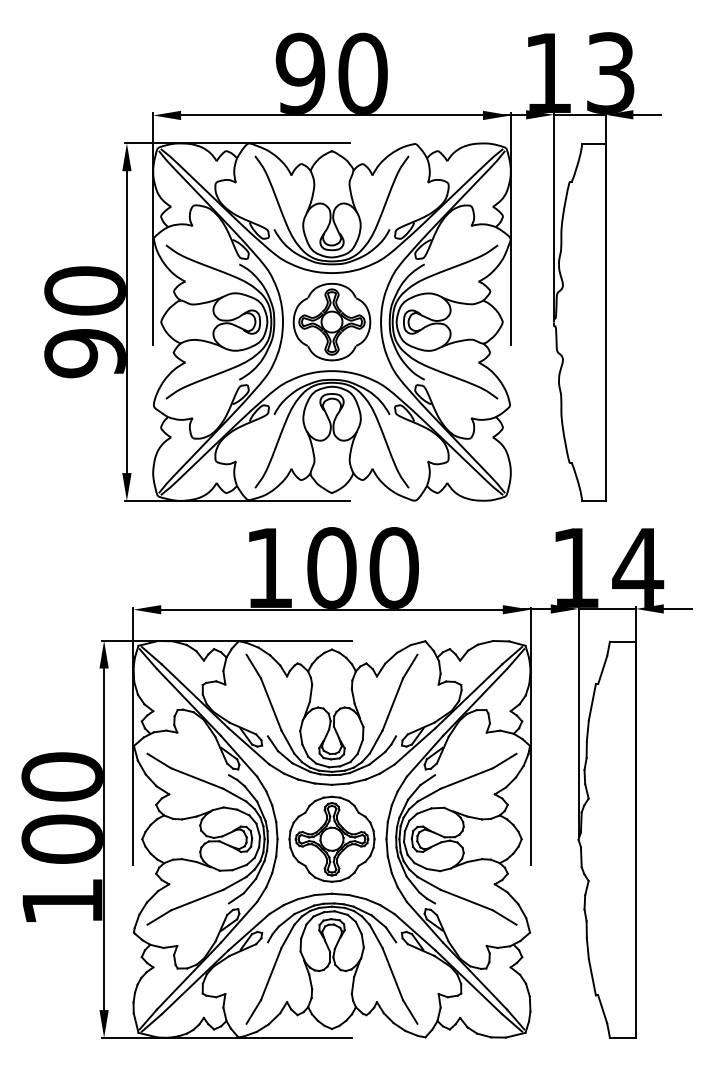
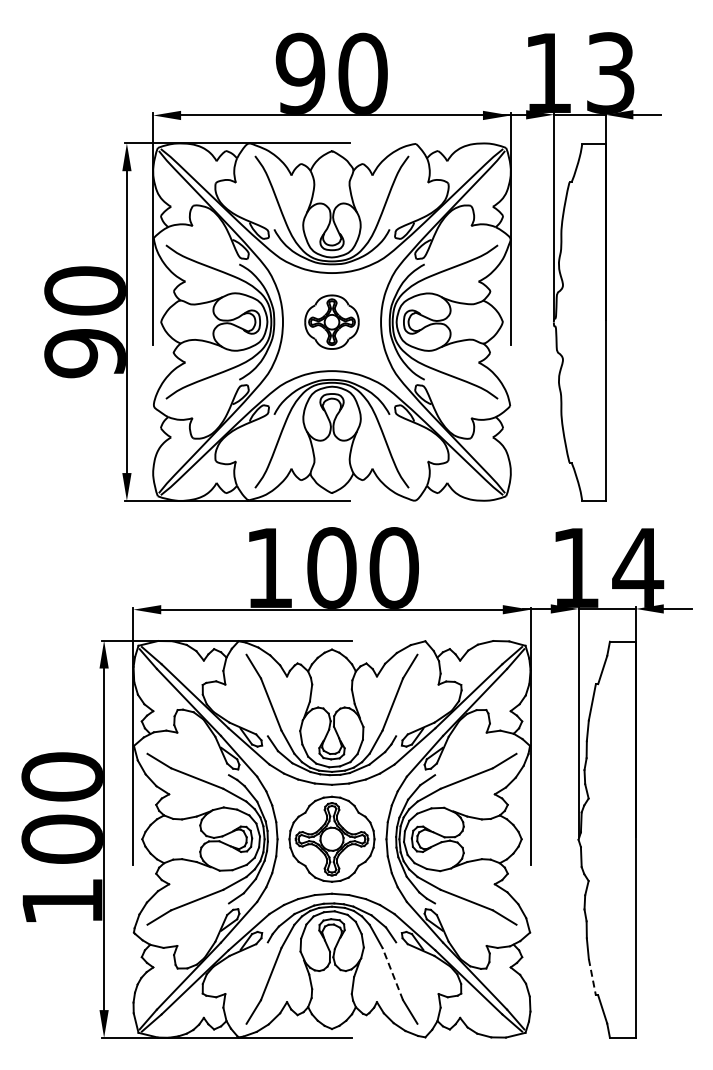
part size: 80x79 px -> 56x56 px (331, 321)
line: solid -> dashed (392, 973)
line: solid -> dashed (592, 977)
